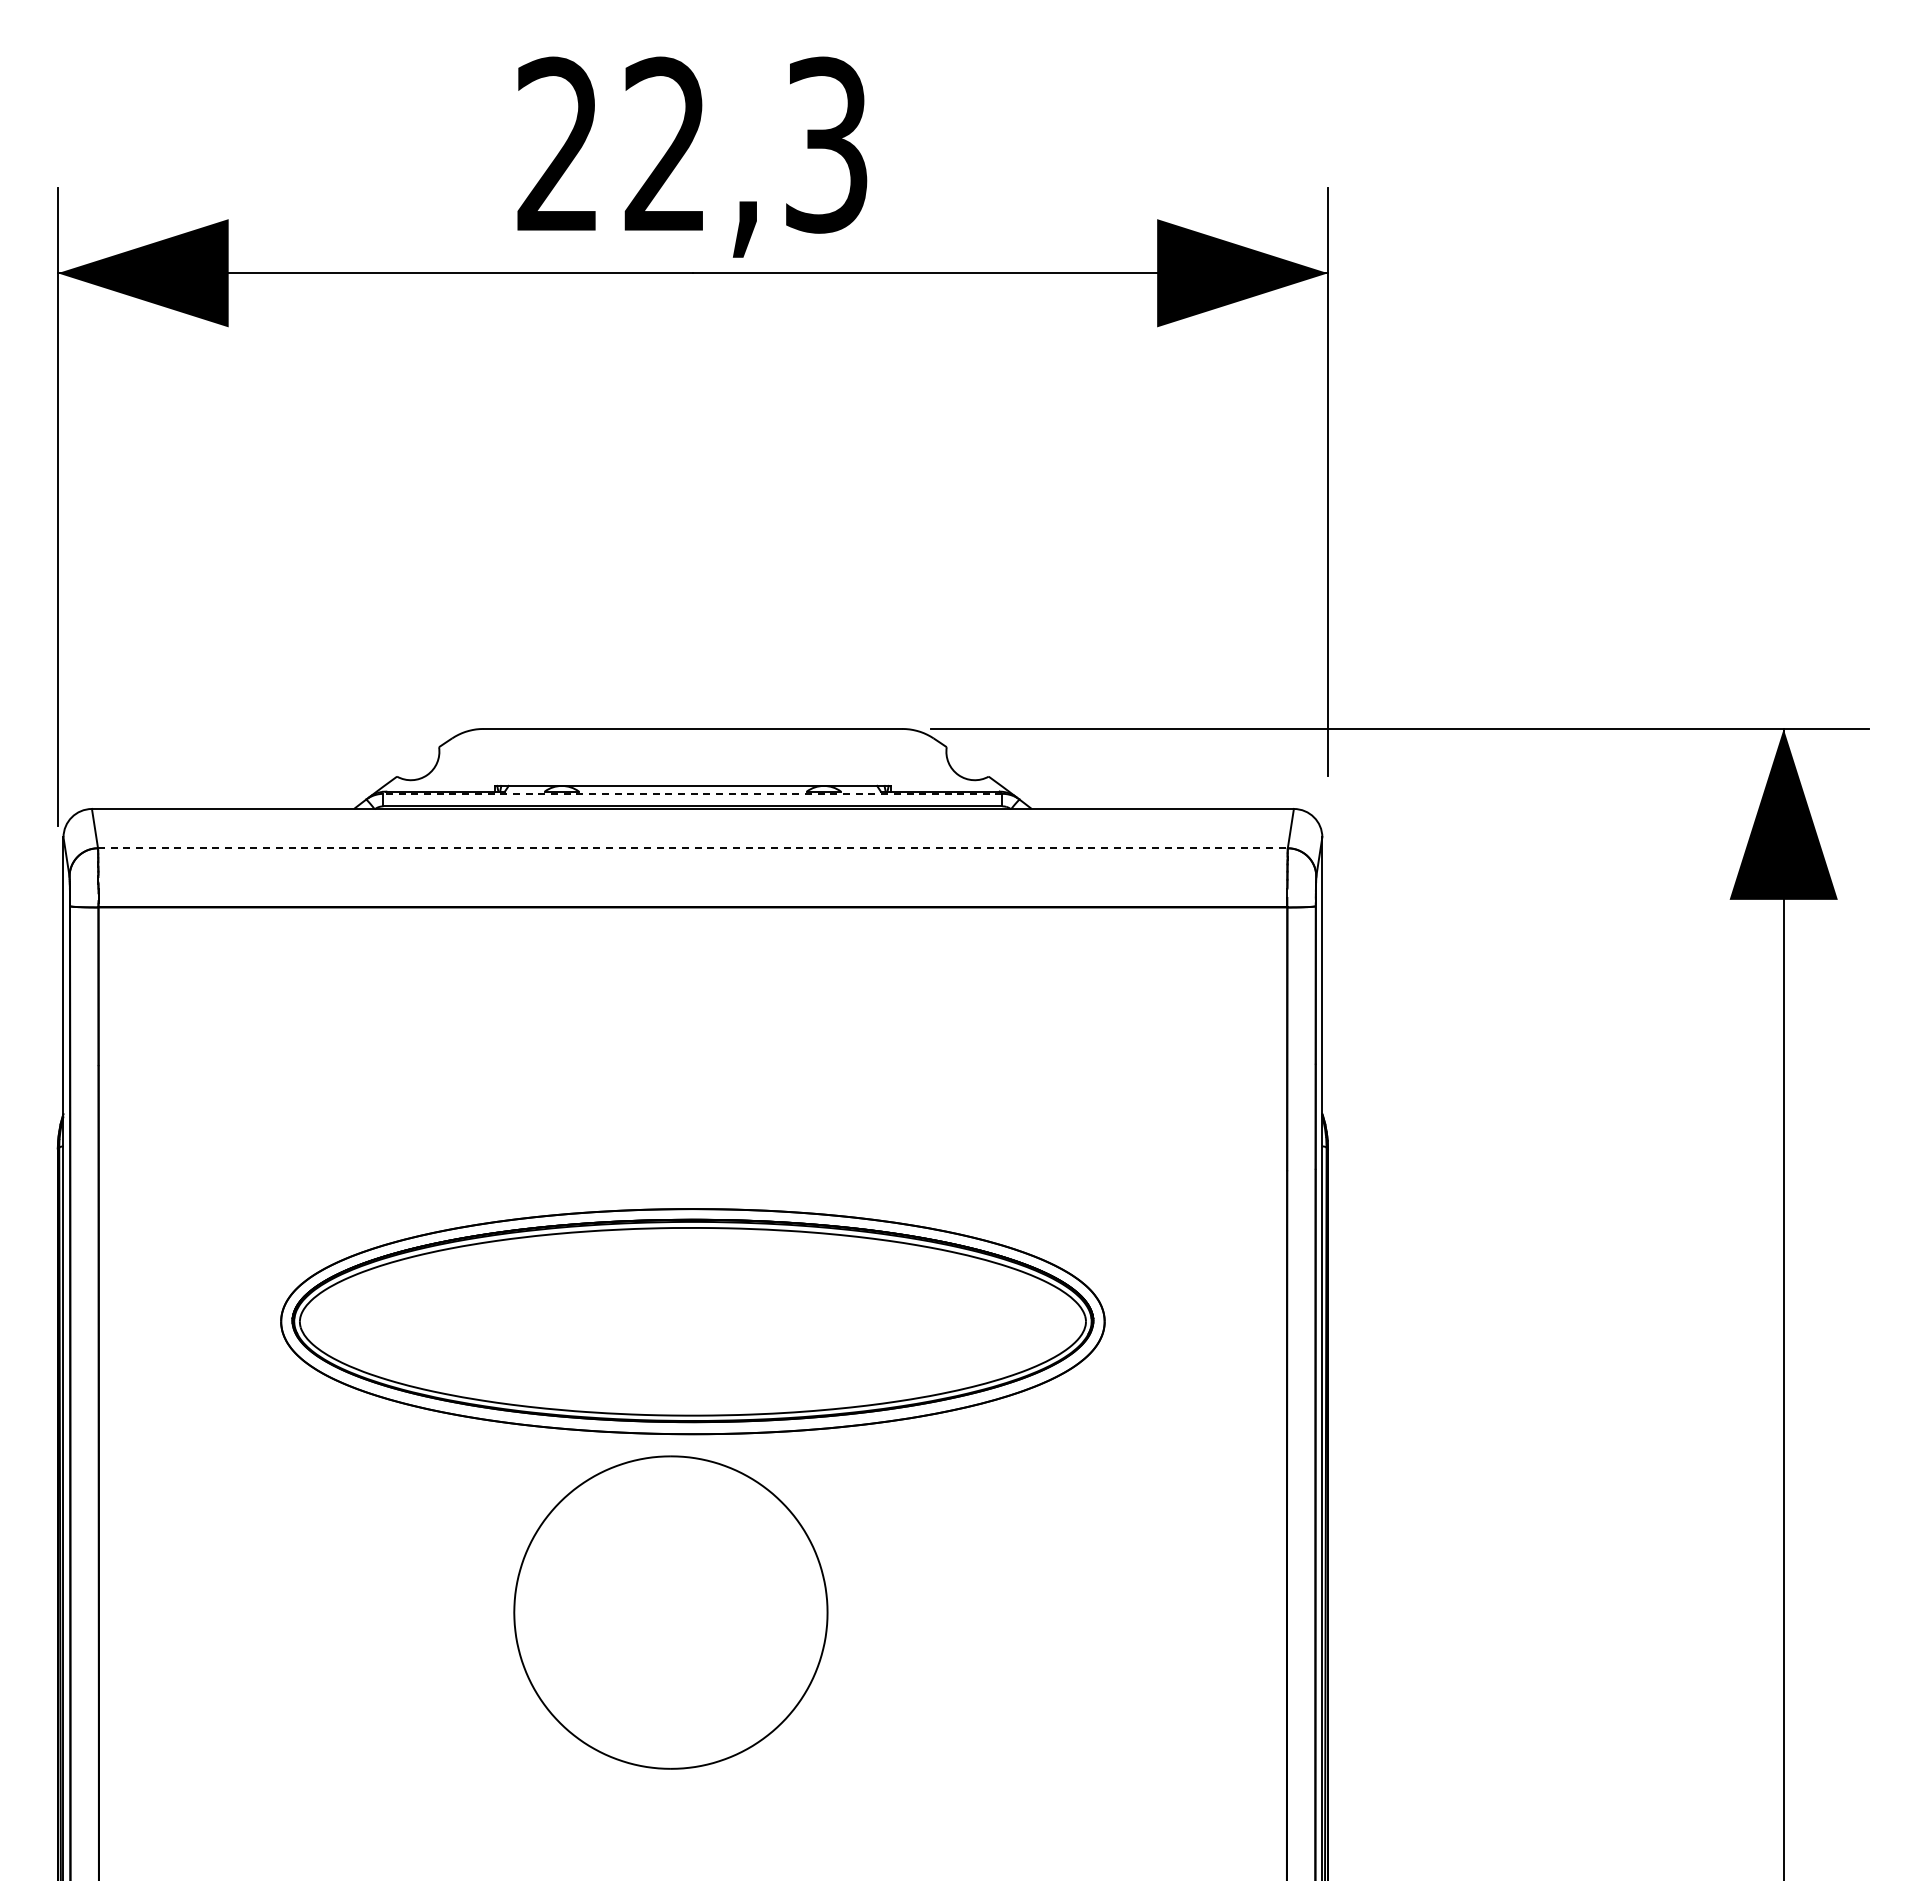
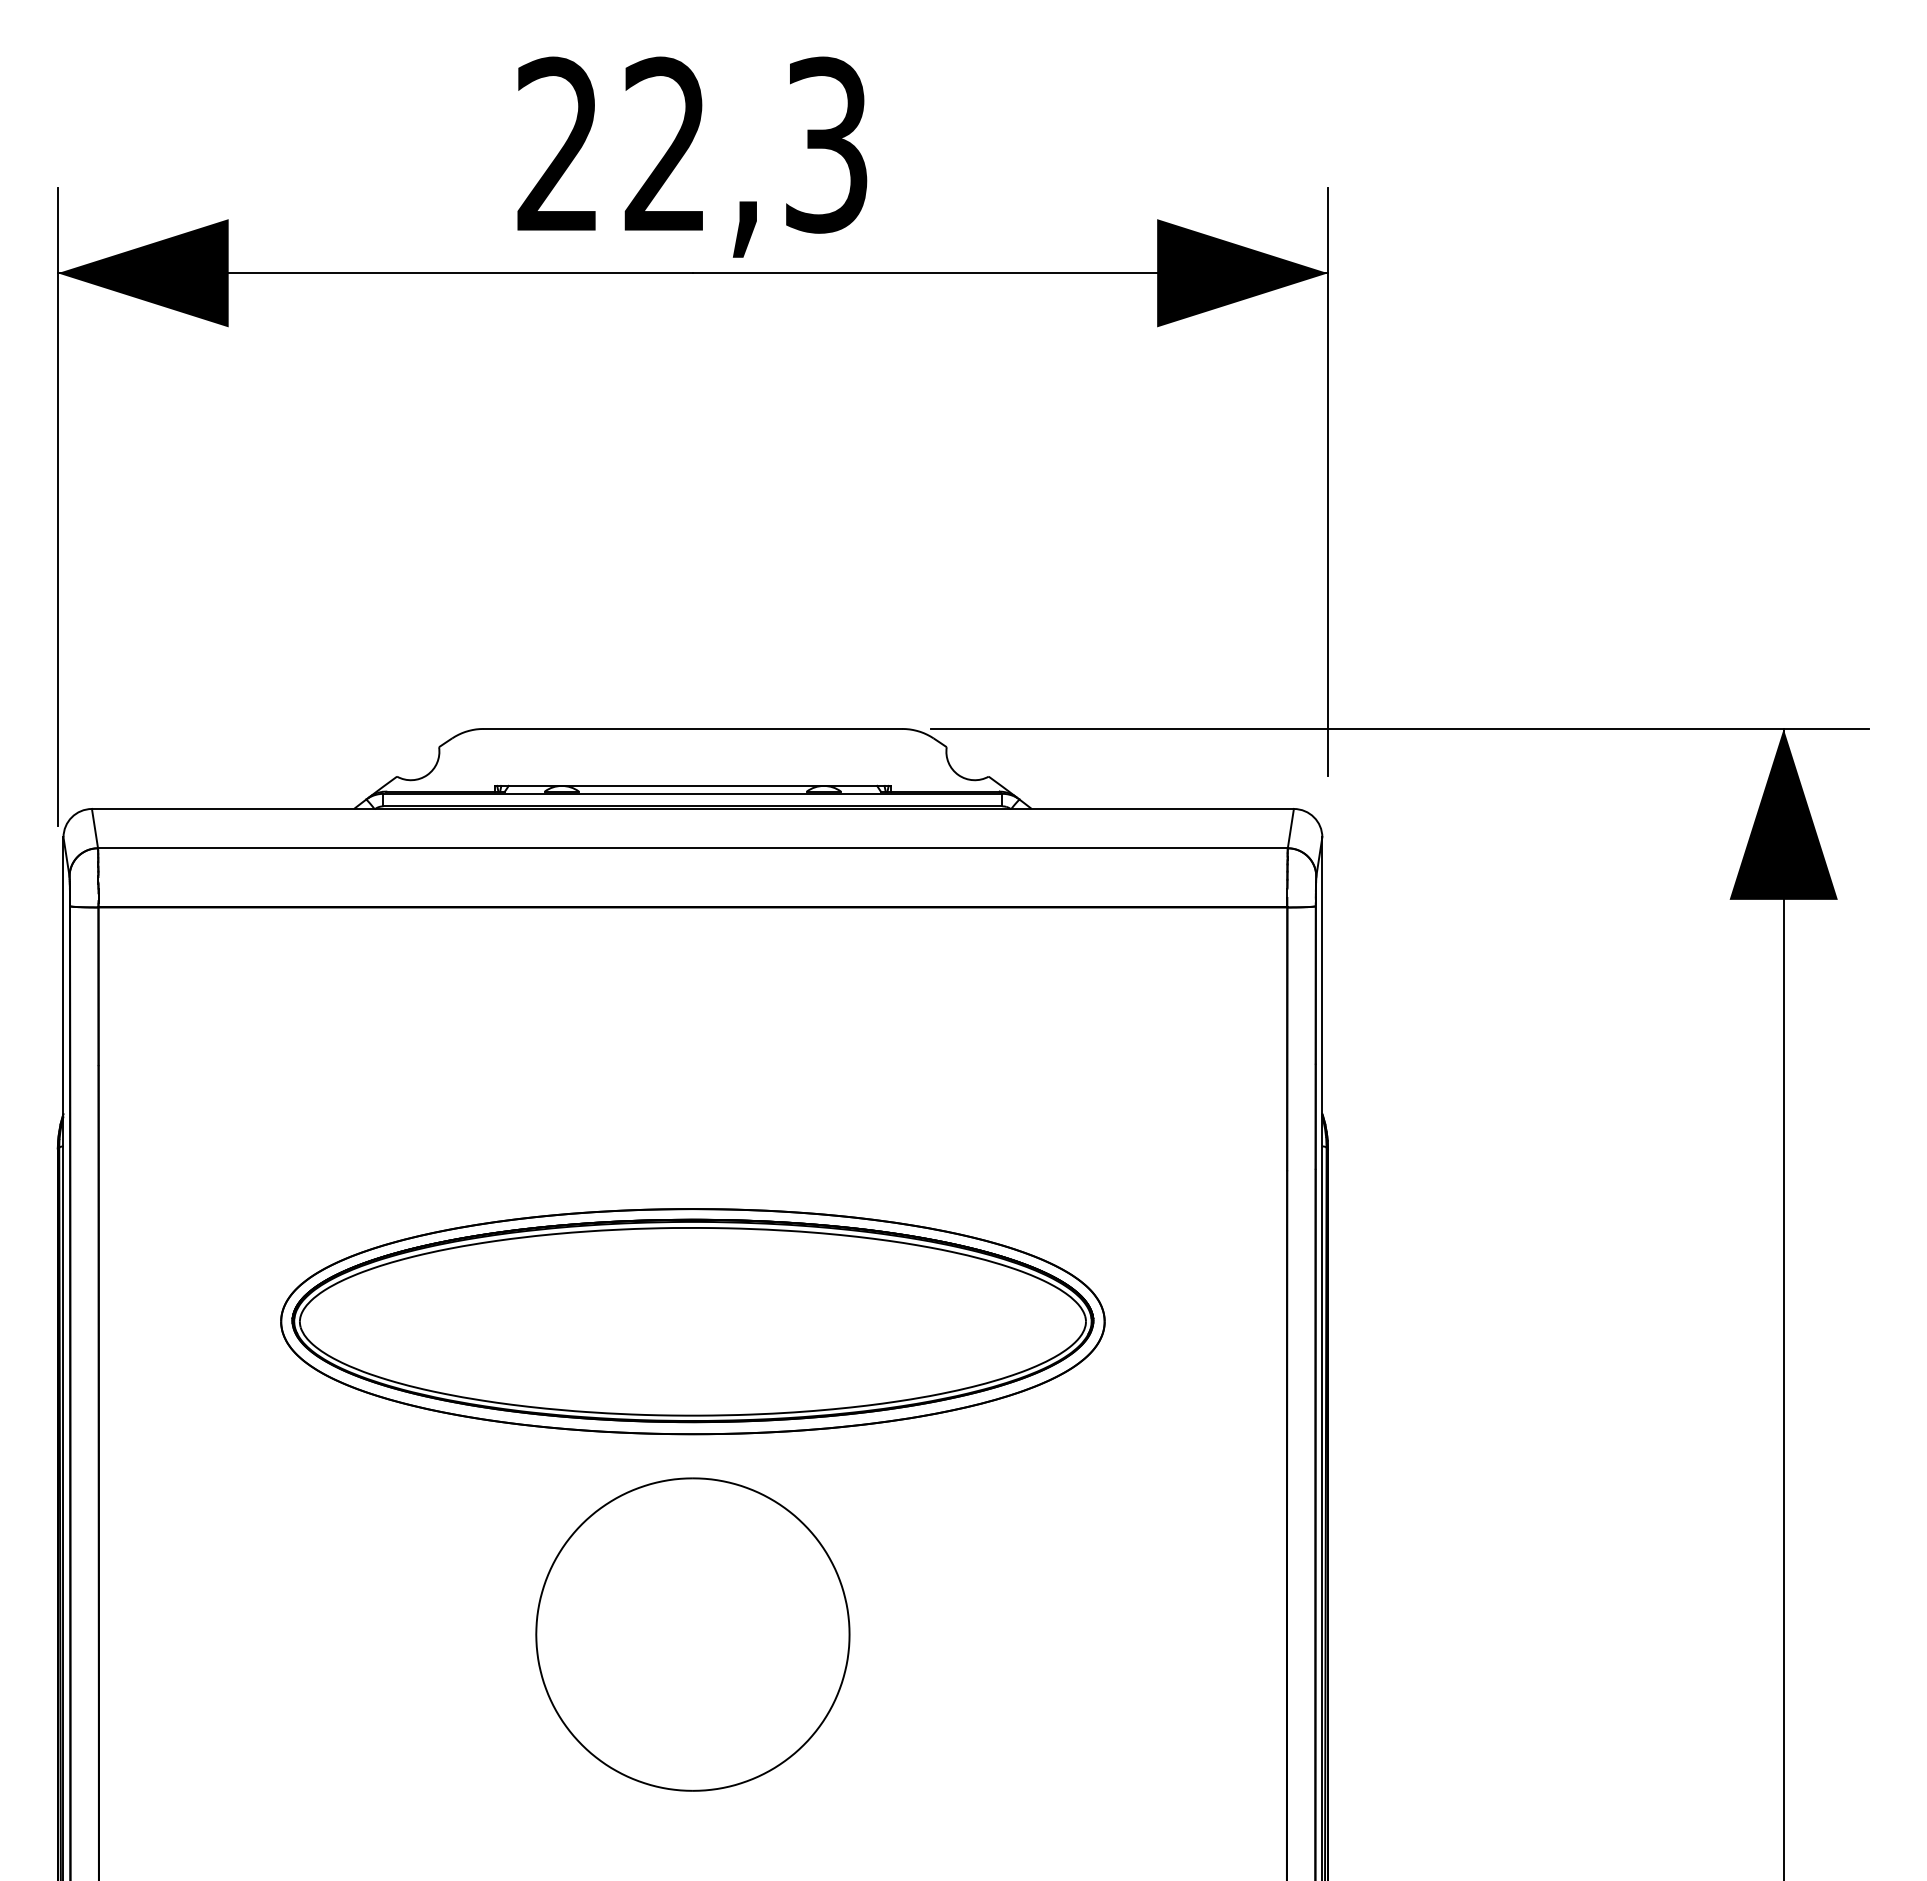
line: dashed -> solid (692, 793)
line: dashed -> solid (692, 848)
part position: (670, 1612) -> (692, 1634) (692, 1634)
